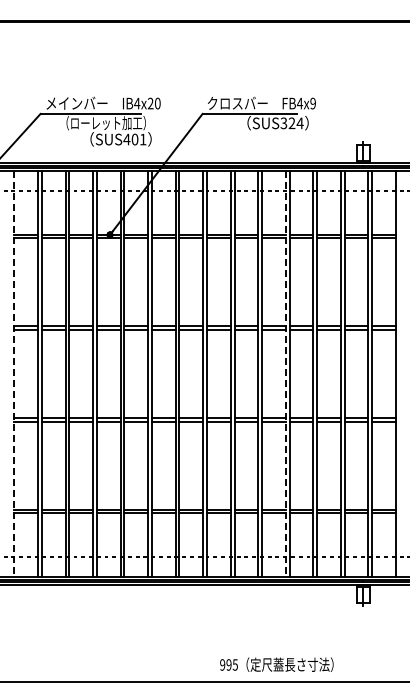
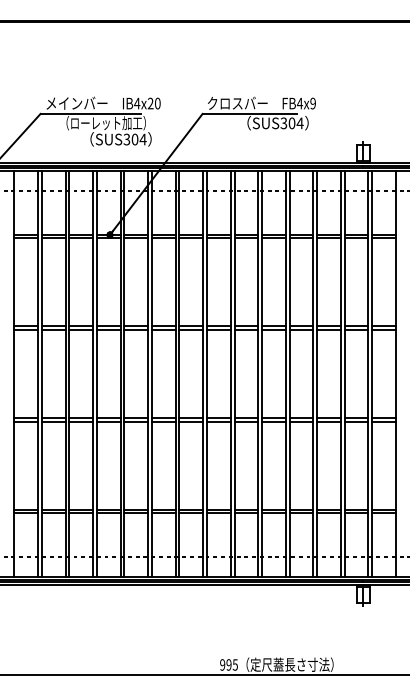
text: SUS324 -> SUS304 (291, 123)
text: SUS401 -> SUS304 (134, 139)
line: dashed -> solid (14, 373)
line: dashed -> solid (285, 373)
line position: (204, 682) -> (204, 675) (204, 675)
